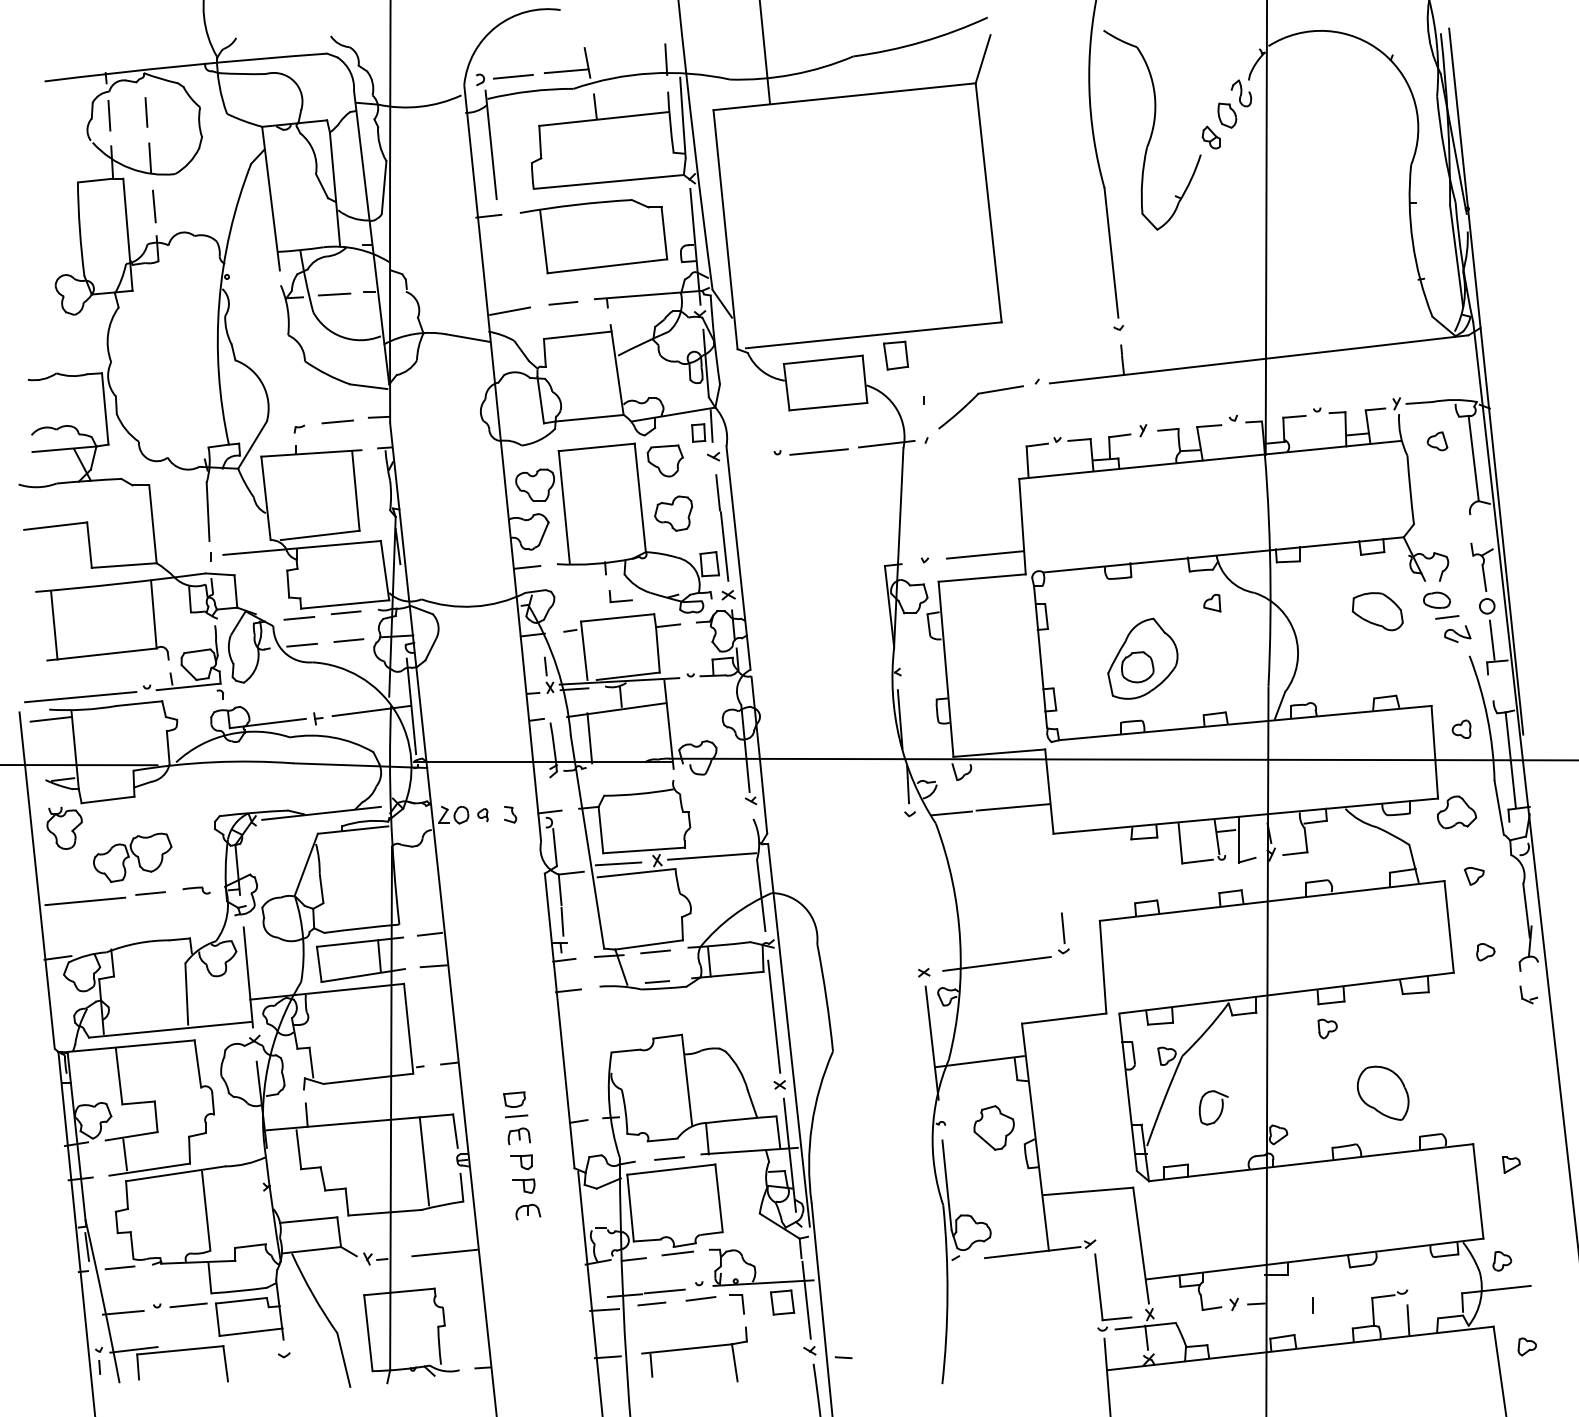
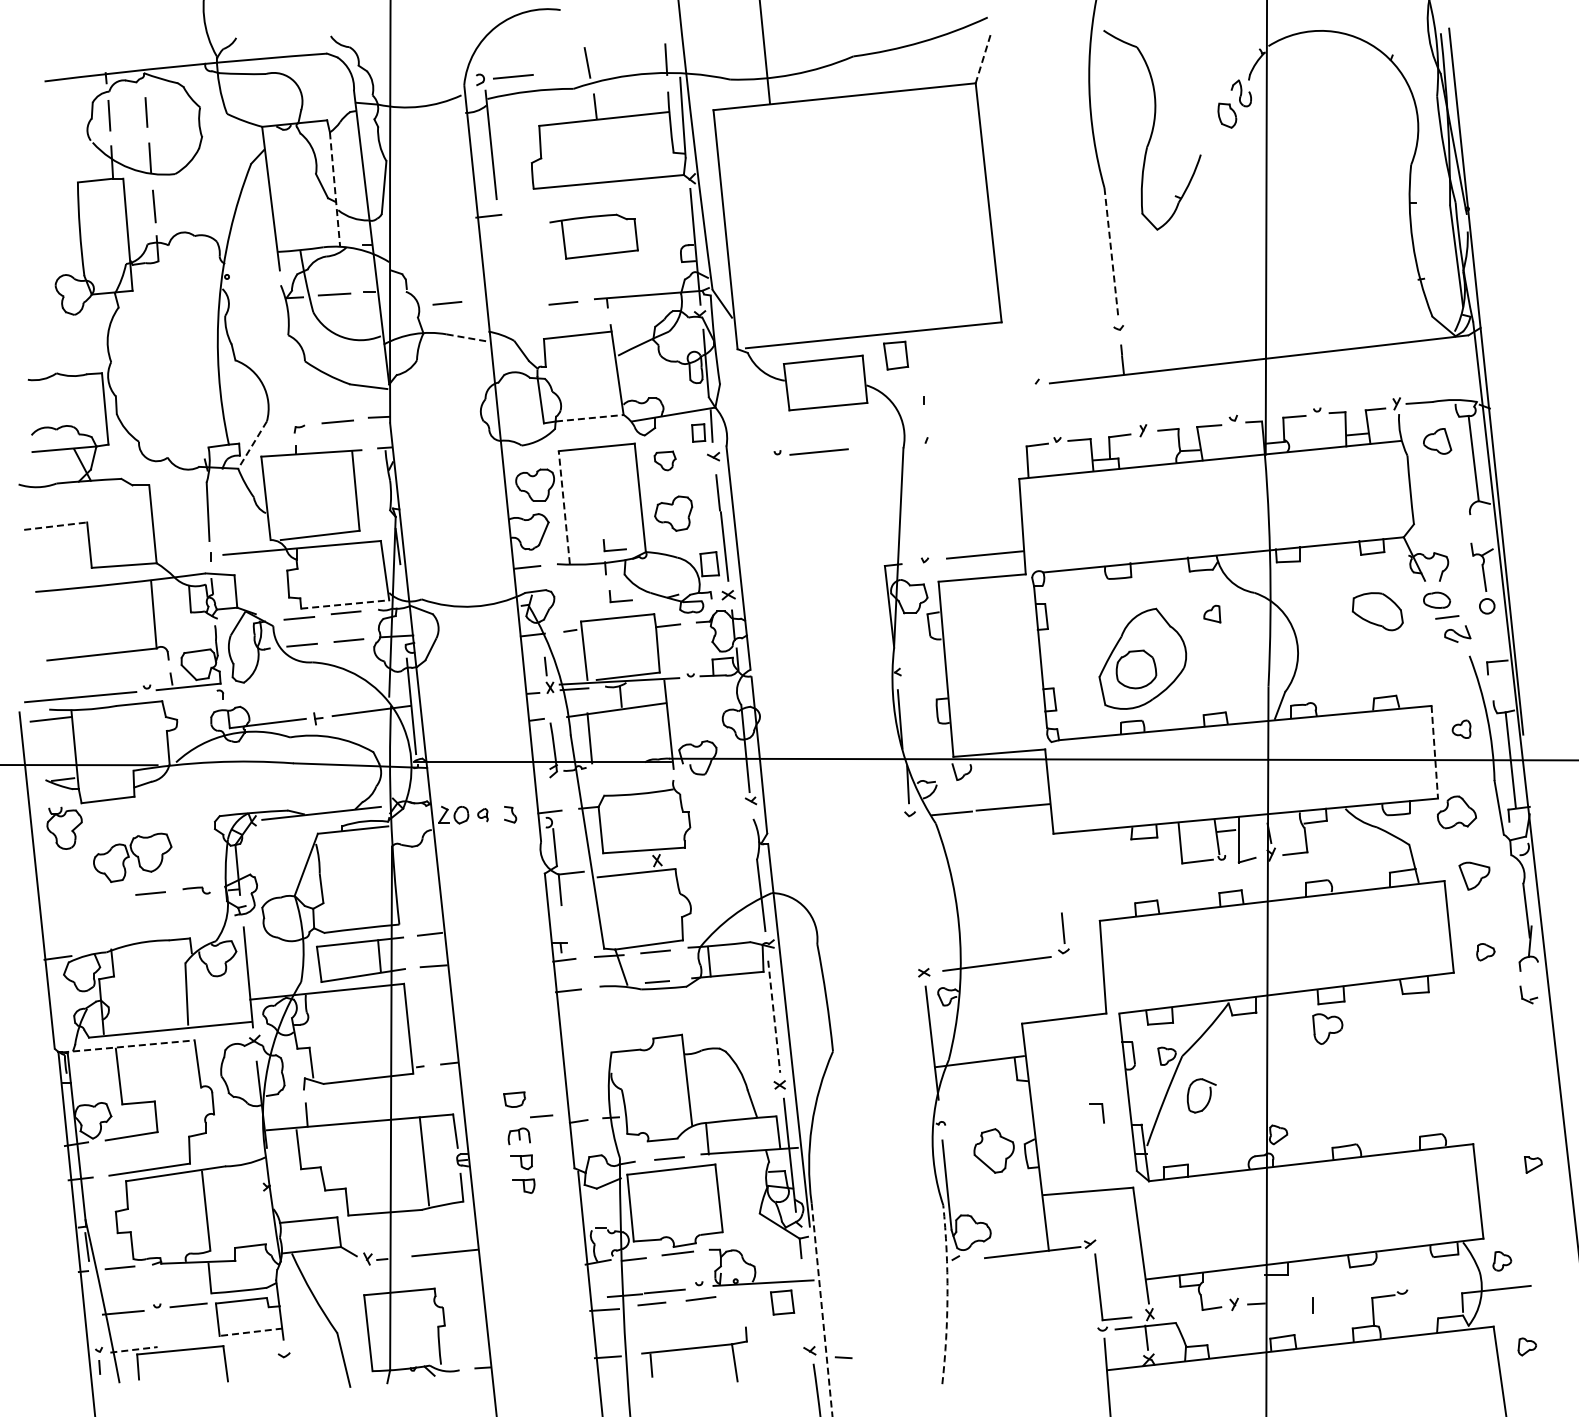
line: solid -> dashed (982, 59)
line: present -> none (566, 71)
part: present -> none (1210, 137)
line: solid -> dashed (335, 189)
part size: 150x76 px -> 90x47 px (593, 236)
line: solid -> dashed (1111, 253)
line: none -> present (447, 303)
line: present -> none (510, 310)
line: solid -> dashed (467, 338)
part: present -> none (973, 400)
line: solid -> dashed (589, 418)
part size: 23x21 px -> 30x27 px (1437, 441)
line: present -> none (886, 443)
line: solid -> dashed (252, 445)
part size: 38x34 px -> 24x22 px (664, 460)
line: solid -> dashed (564, 507)
line: solid -> dashed (55, 526)
part: none -> present (614, 545)
part position: (1212, 602) -> (1212, 613) (1212, 613)
line: solid -> dashed (345, 604)
line: present -> none (54, 625)
line: present -> none (1491, 639)
part size: 72x83 px -> 90x103 px (1142, 658)
line: solid -> dashed (1434, 752)
line: present -> none (712, 856)
line: present -> none (618, 863)
part size: 22x19 px -> 33x30 px (1474, 875)
line: present -> none (85, 901)
line: present -> none (562, 921)
line: solid -> dashed (774, 1017)
part size: 21x22 px -> 32x32 px (1327, 1028)
line: solid -> dashed (128, 1046)
part: present -> none (1382, 1092)
part position: (1221, 1107) -> (1209, 1095) (1209, 1095)
line position: (516, 1116) -> (541, 1116) (541, 1116)
part position: (993, 1127) -> (993, 1150) (993, 1150)
line: present -> none (125, 1154)
part position: (1511, 1164) -> (1533, 1164) (1533, 1164)
part: present -> none (528, 1211)
arc: solid -> dashed (947, 1294)
line: present -> none (806, 1299)
part position: (736, 1304) -> (1096, 1113) (1096, 1113)
line: solid -> dashed (822, 1309)
line: present -> none (1408, 1320)
line: solid -> dashed (251, 1332)
line: solid -> dashed (133, 1349)
